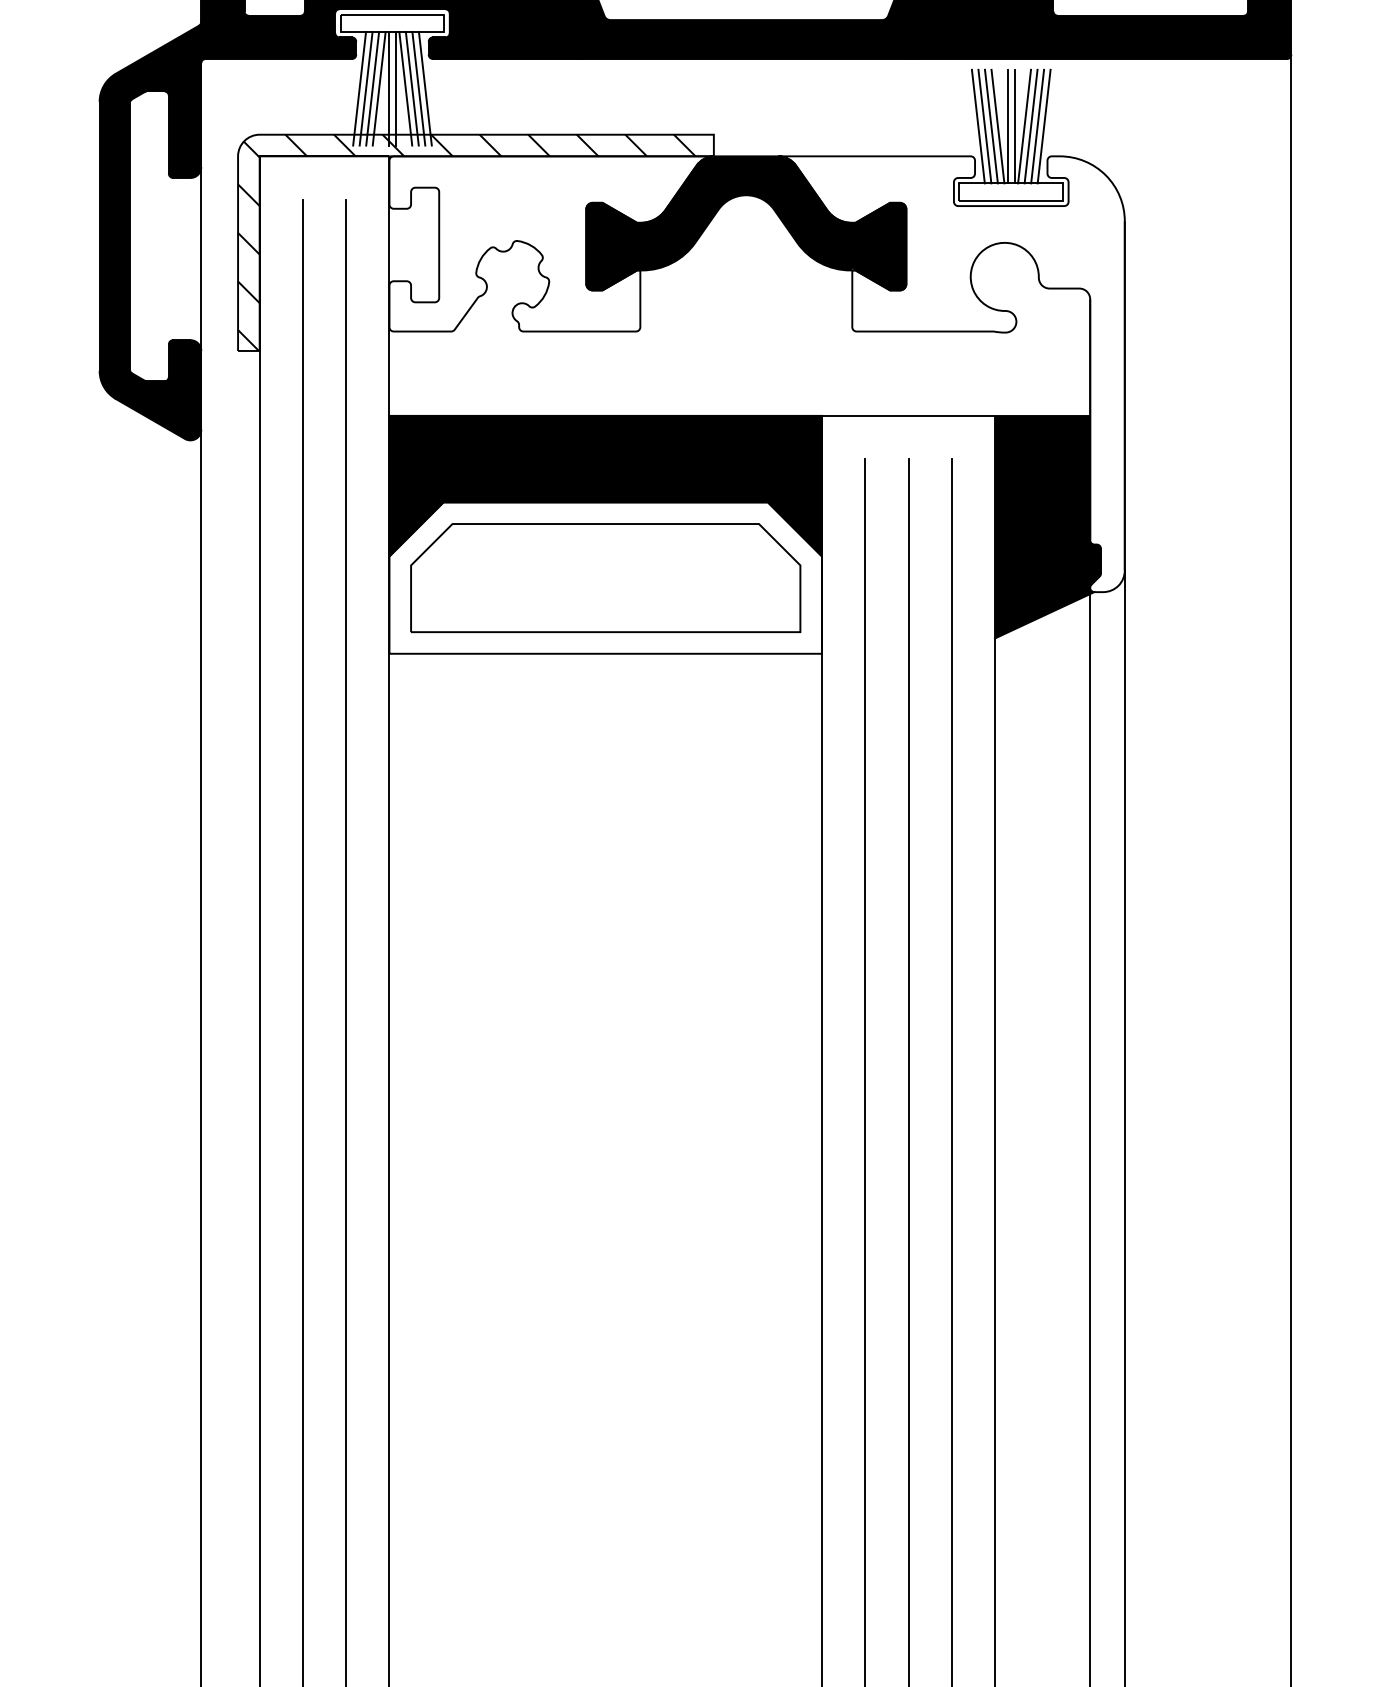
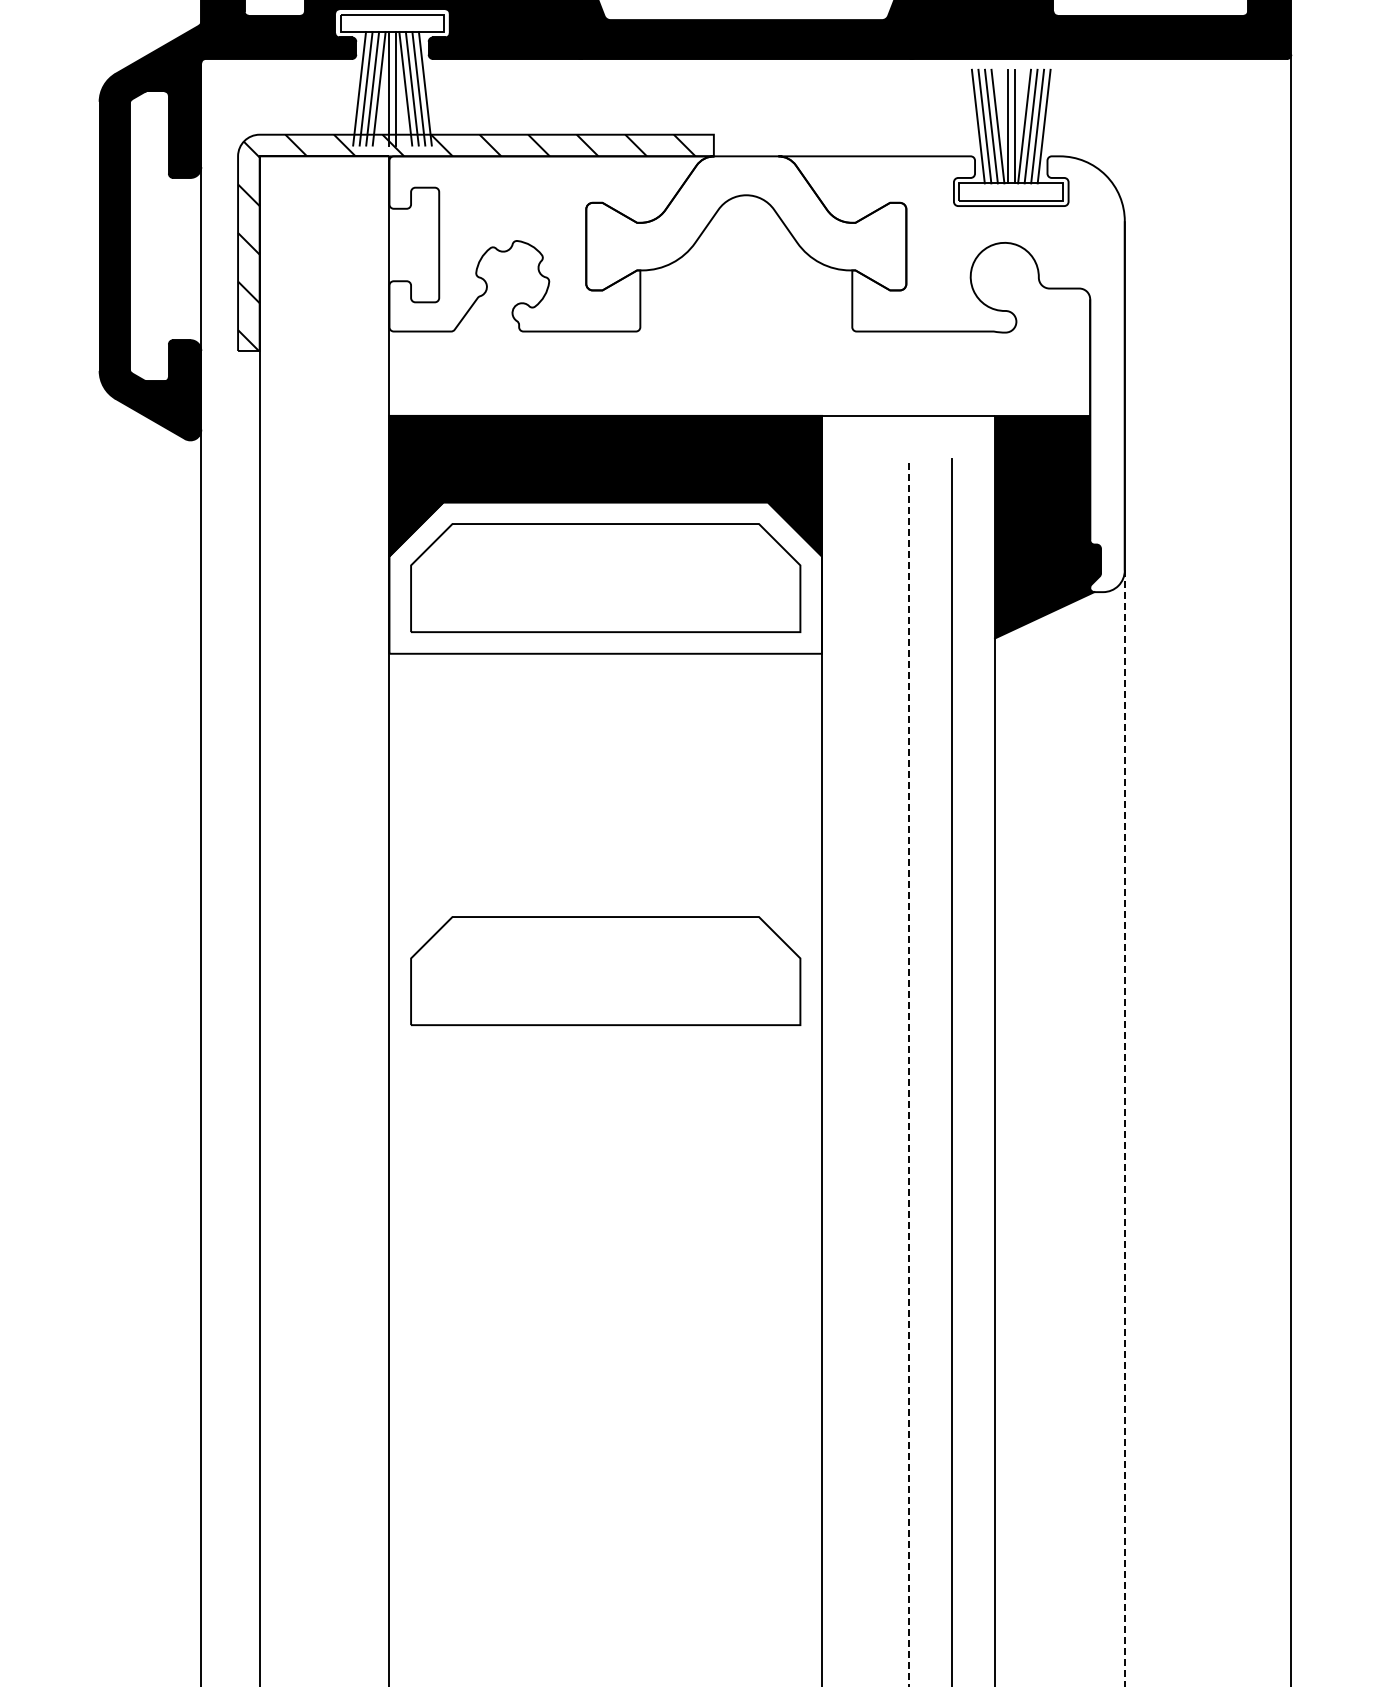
fill: present -> none (746, 223)
line: present -> none (302, 941)
line: present -> none (346, 941)
part: none -> present (605, 970)
line: present -> none (865, 1071)
line: solid -> dashed (908, 1072)
line: solid -> dashed (1124, 1128)
line: present -> none (1090, 1135)
